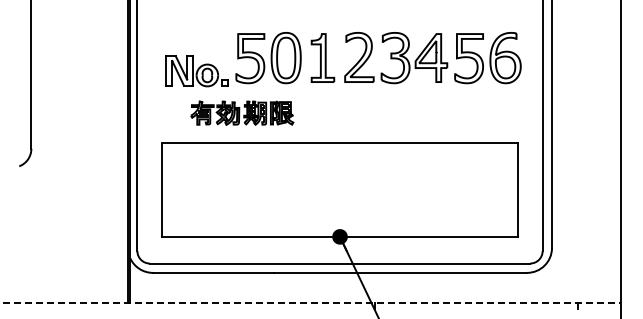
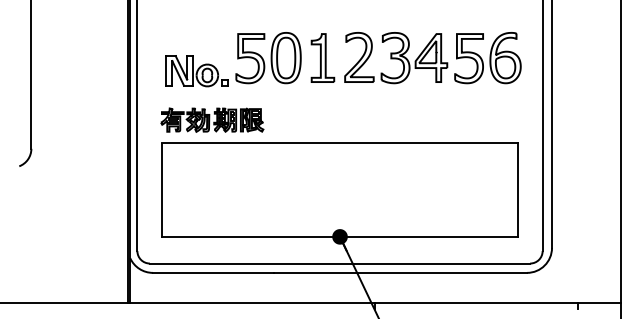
part position: (242, 112) -> (212, 119) (212, 119)
line: dashed -> solid (310, 303)
